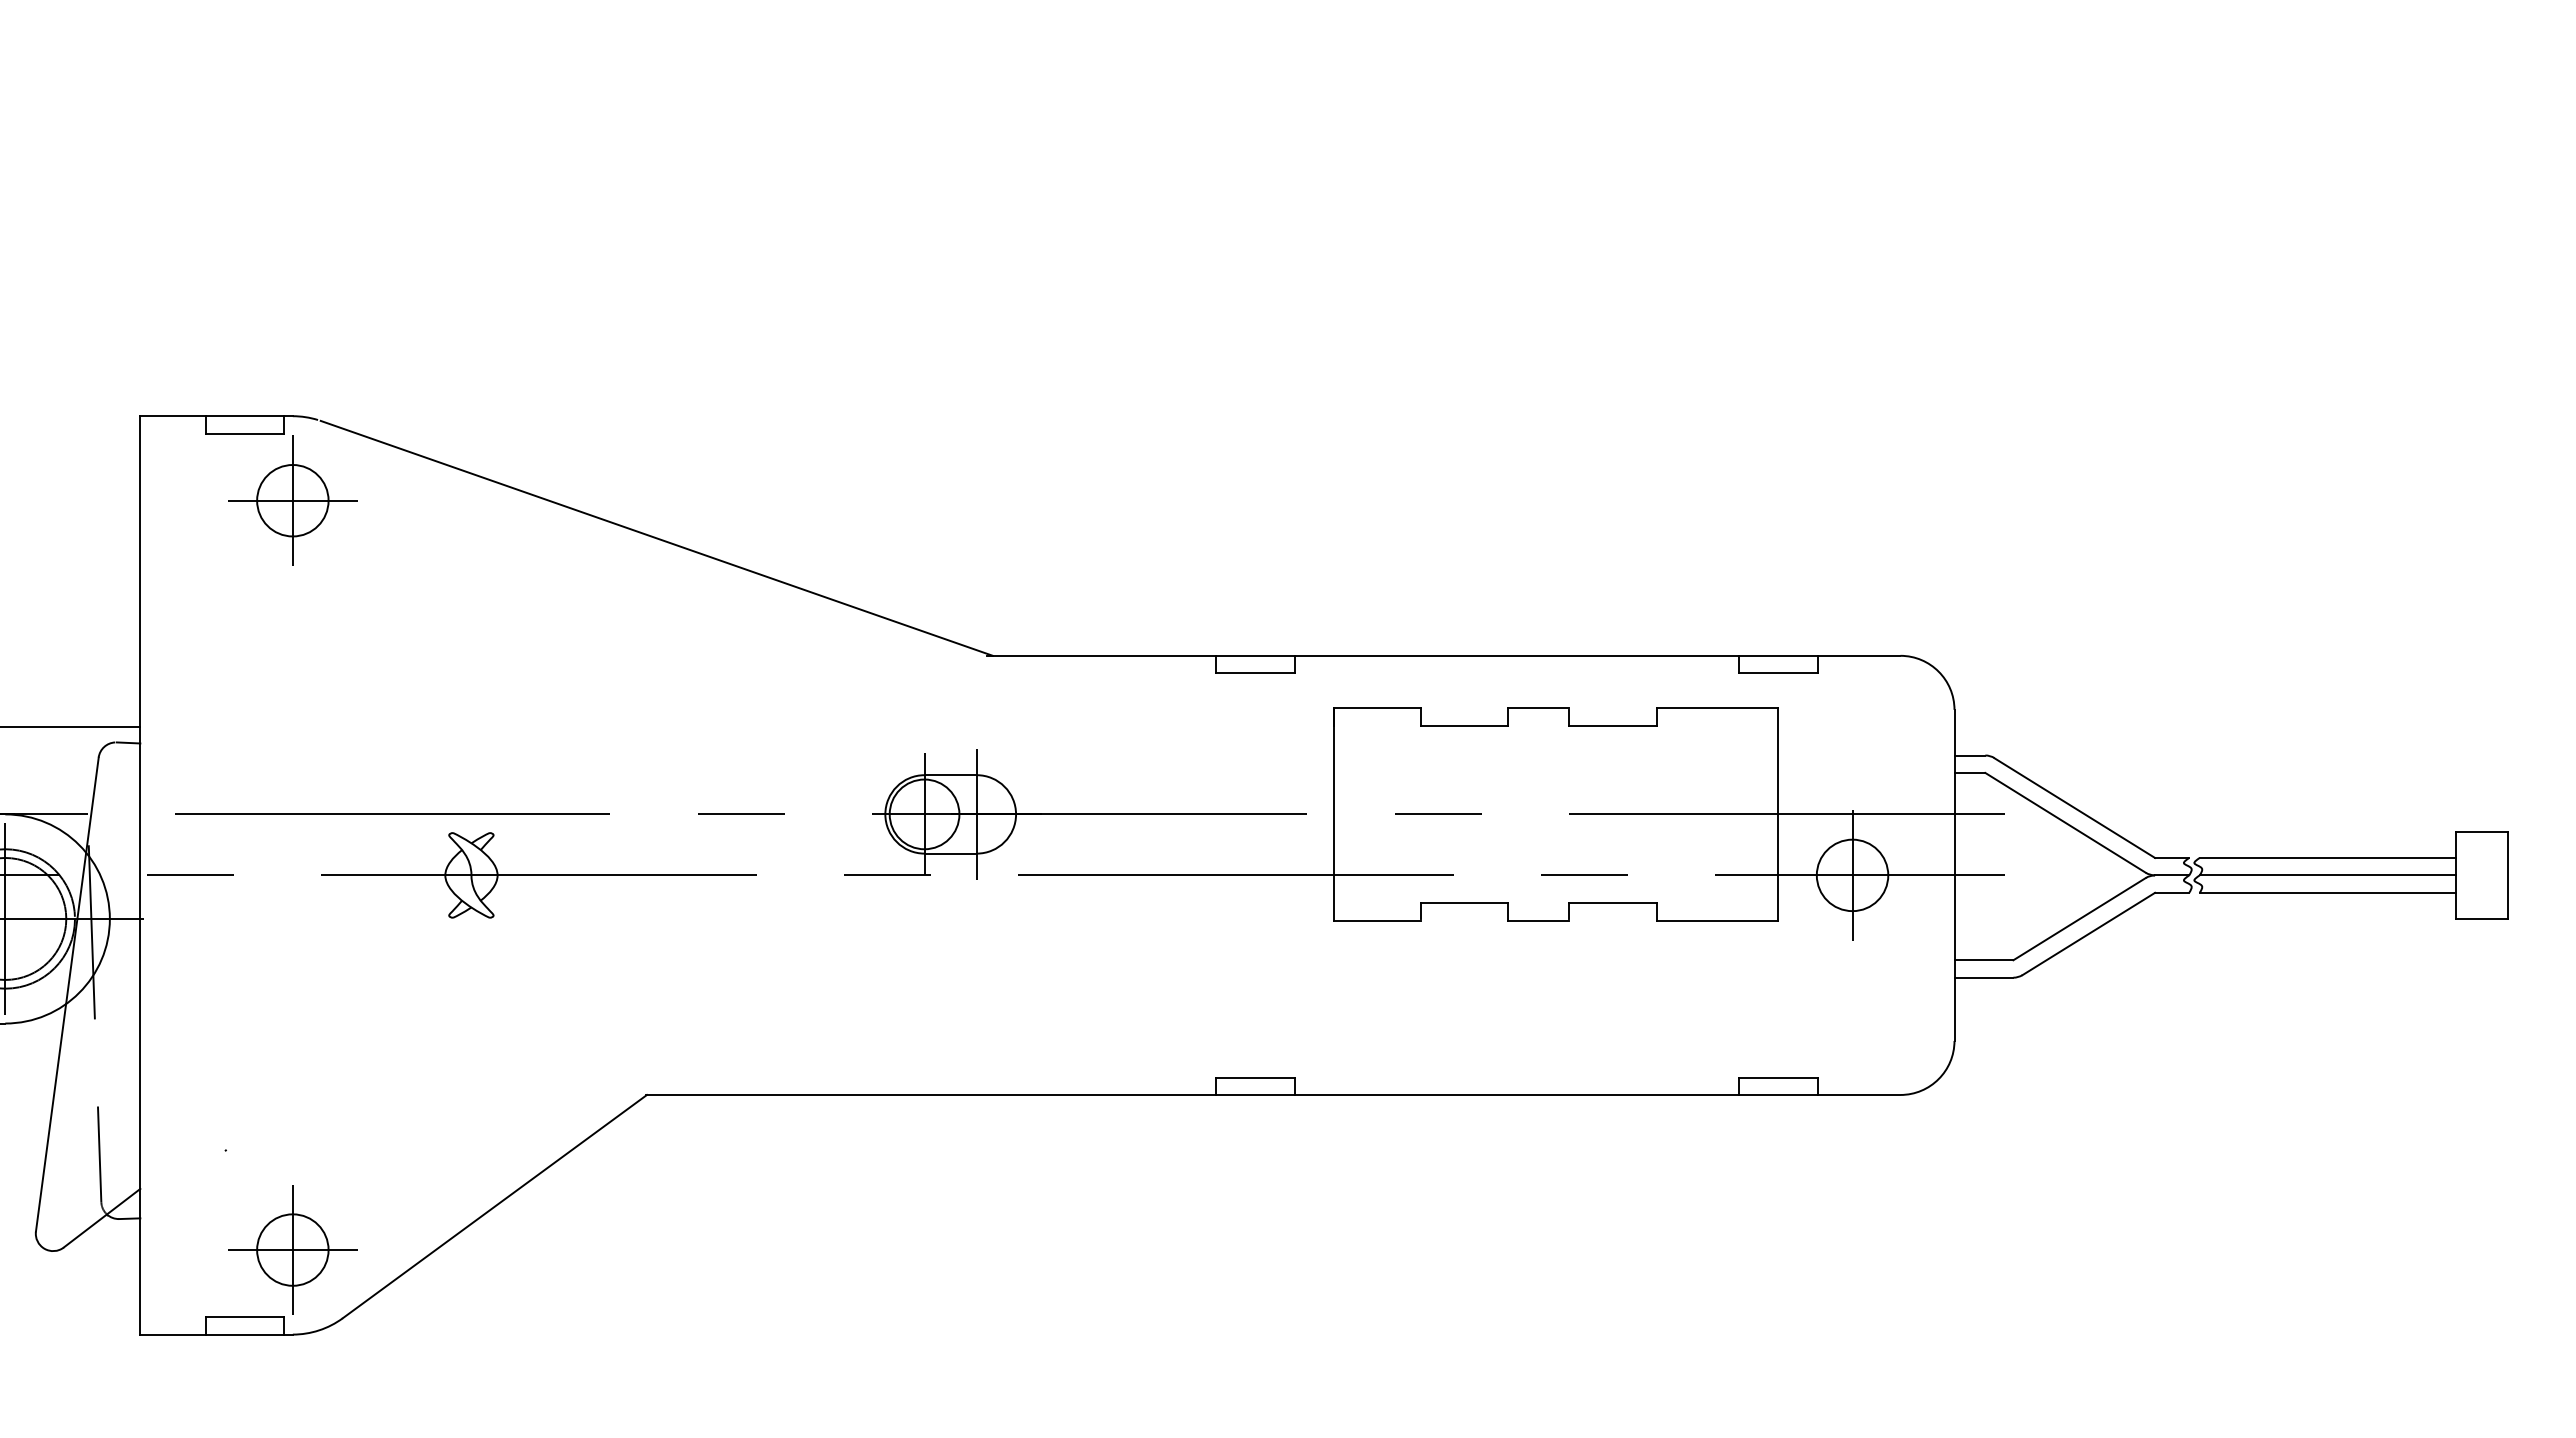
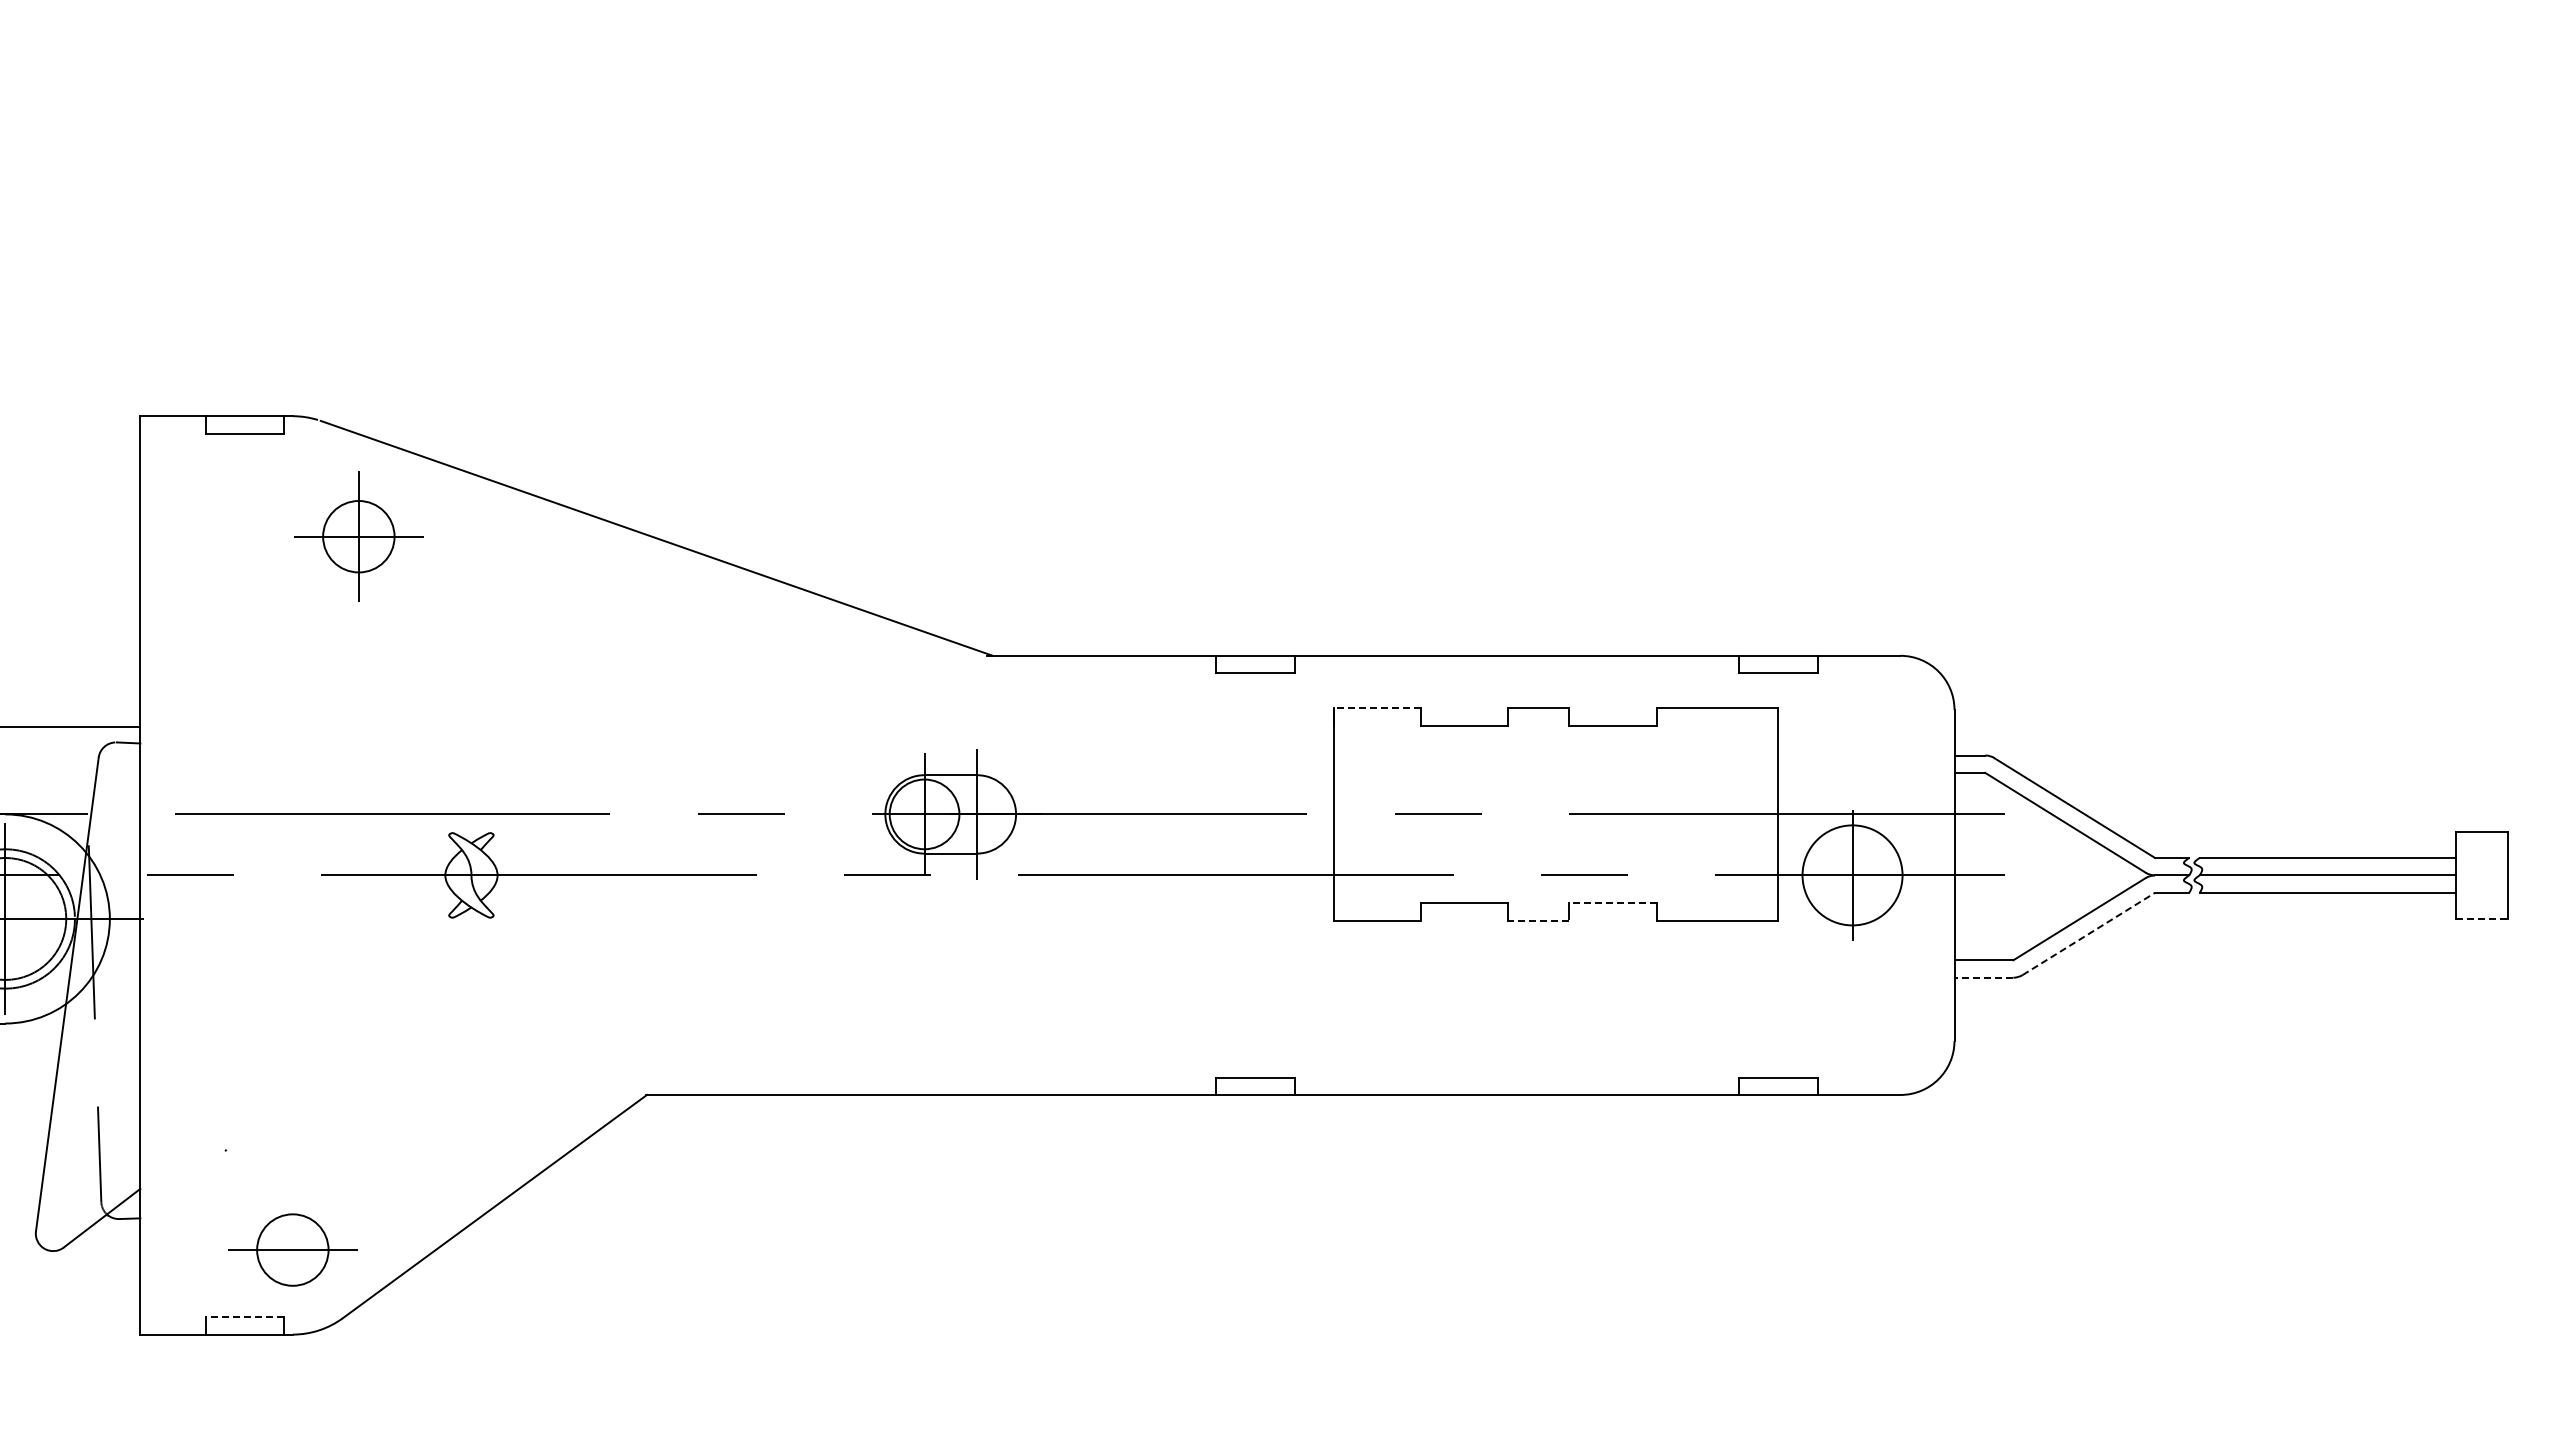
part position: (292, 500) -> (358, 536) (358, 536)
line: solid -> dashed (1377, 708)
circle diameter: 71 px -> 100 px (1852, 875)
line: solid -> dashed (1612, 903)
line: solid -> dashed (2482, 918)
line: solid -> dashed (1538, 920)
line: solid -> dashed (2088, 933)
line: solid -> dashed (1983, 977)
line: present -> none (292, 1249)
line: solid -> dashed (244, 1317)
